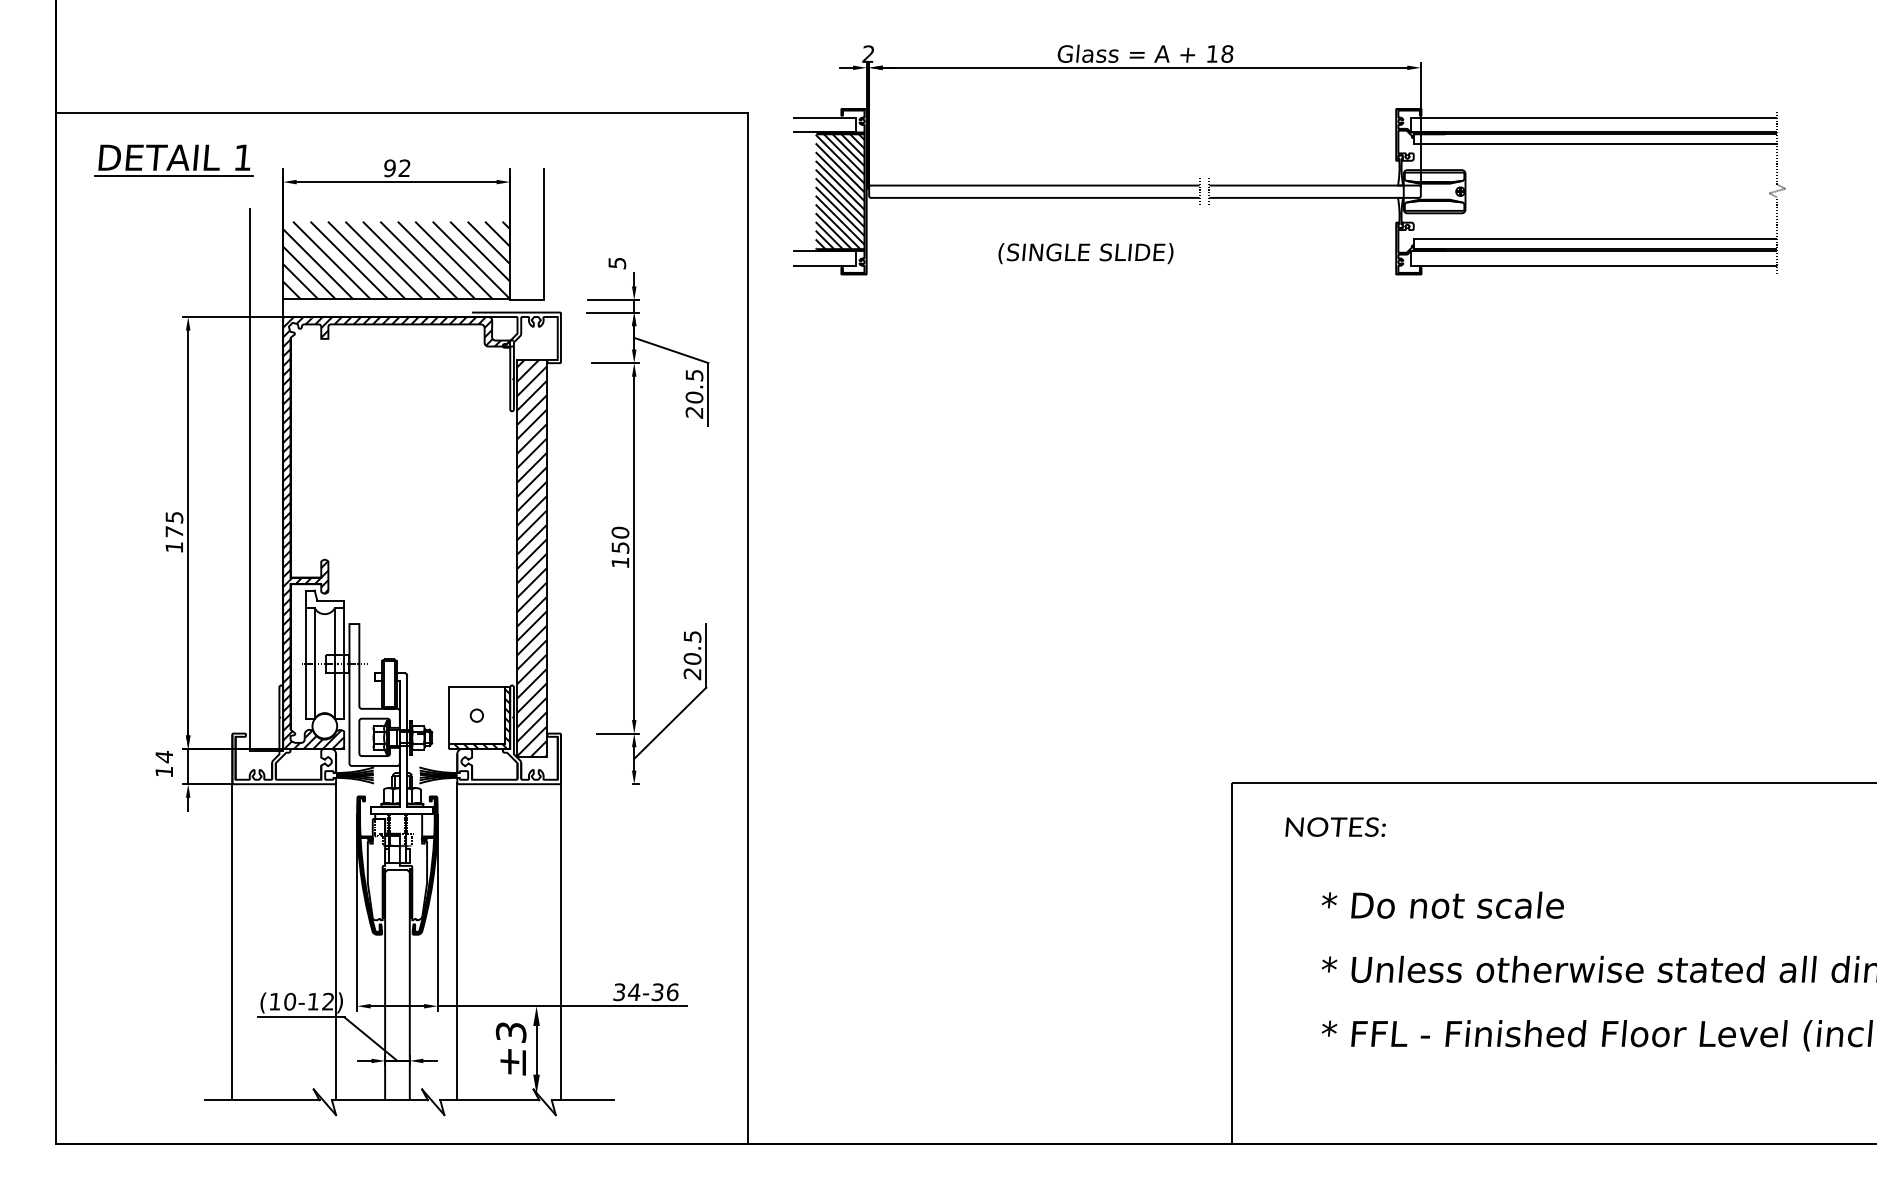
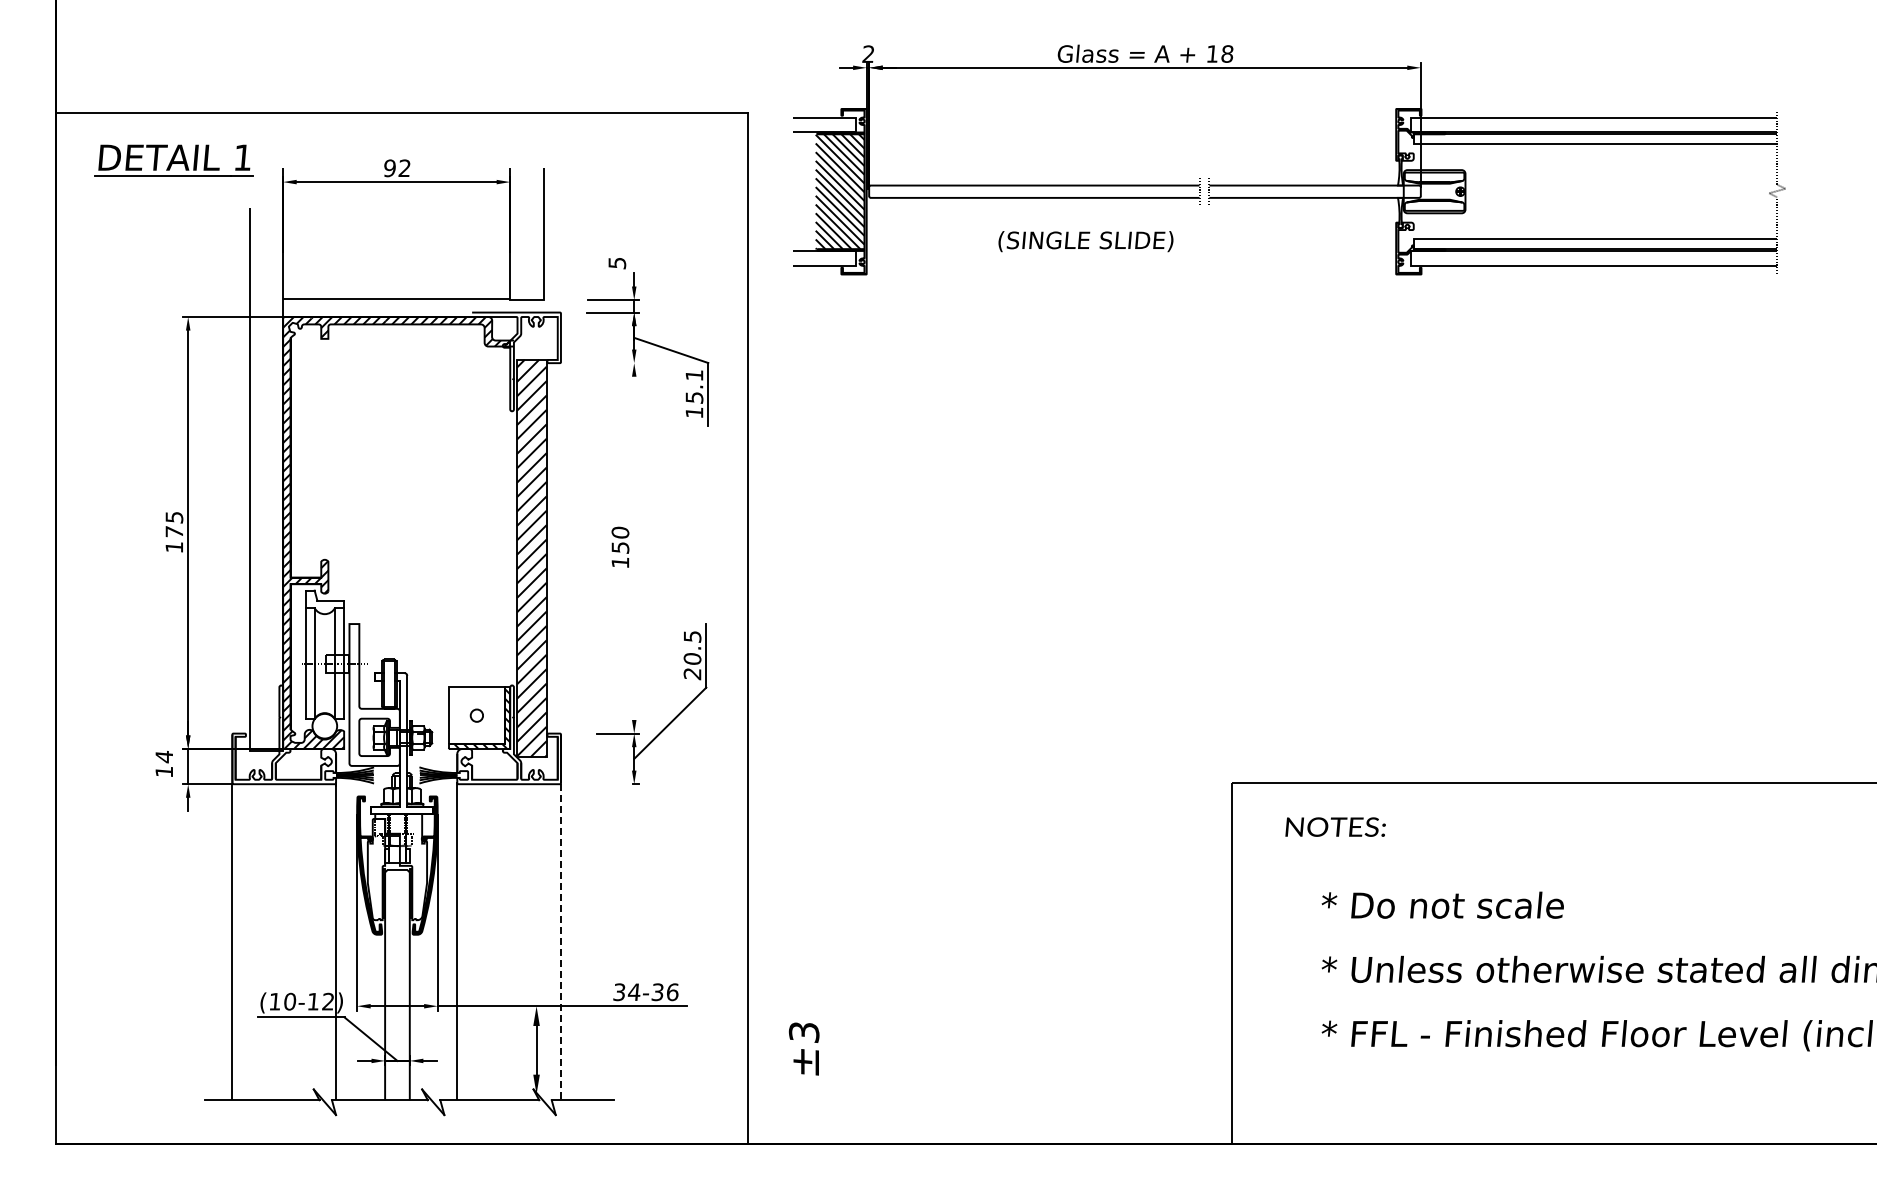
text position: (1085, 253) -> (1085, 241) (1085, 241)
hatch: present -> none (396, 260)
line: present -> none (615, 363)
text: 20.5 -> 15.1 (694, 394)
line: present -> none (634, 548)
line: solid -> dashed (561, 942)
text position: (510, 1048) -> (803, 1048) (803, 1048)
